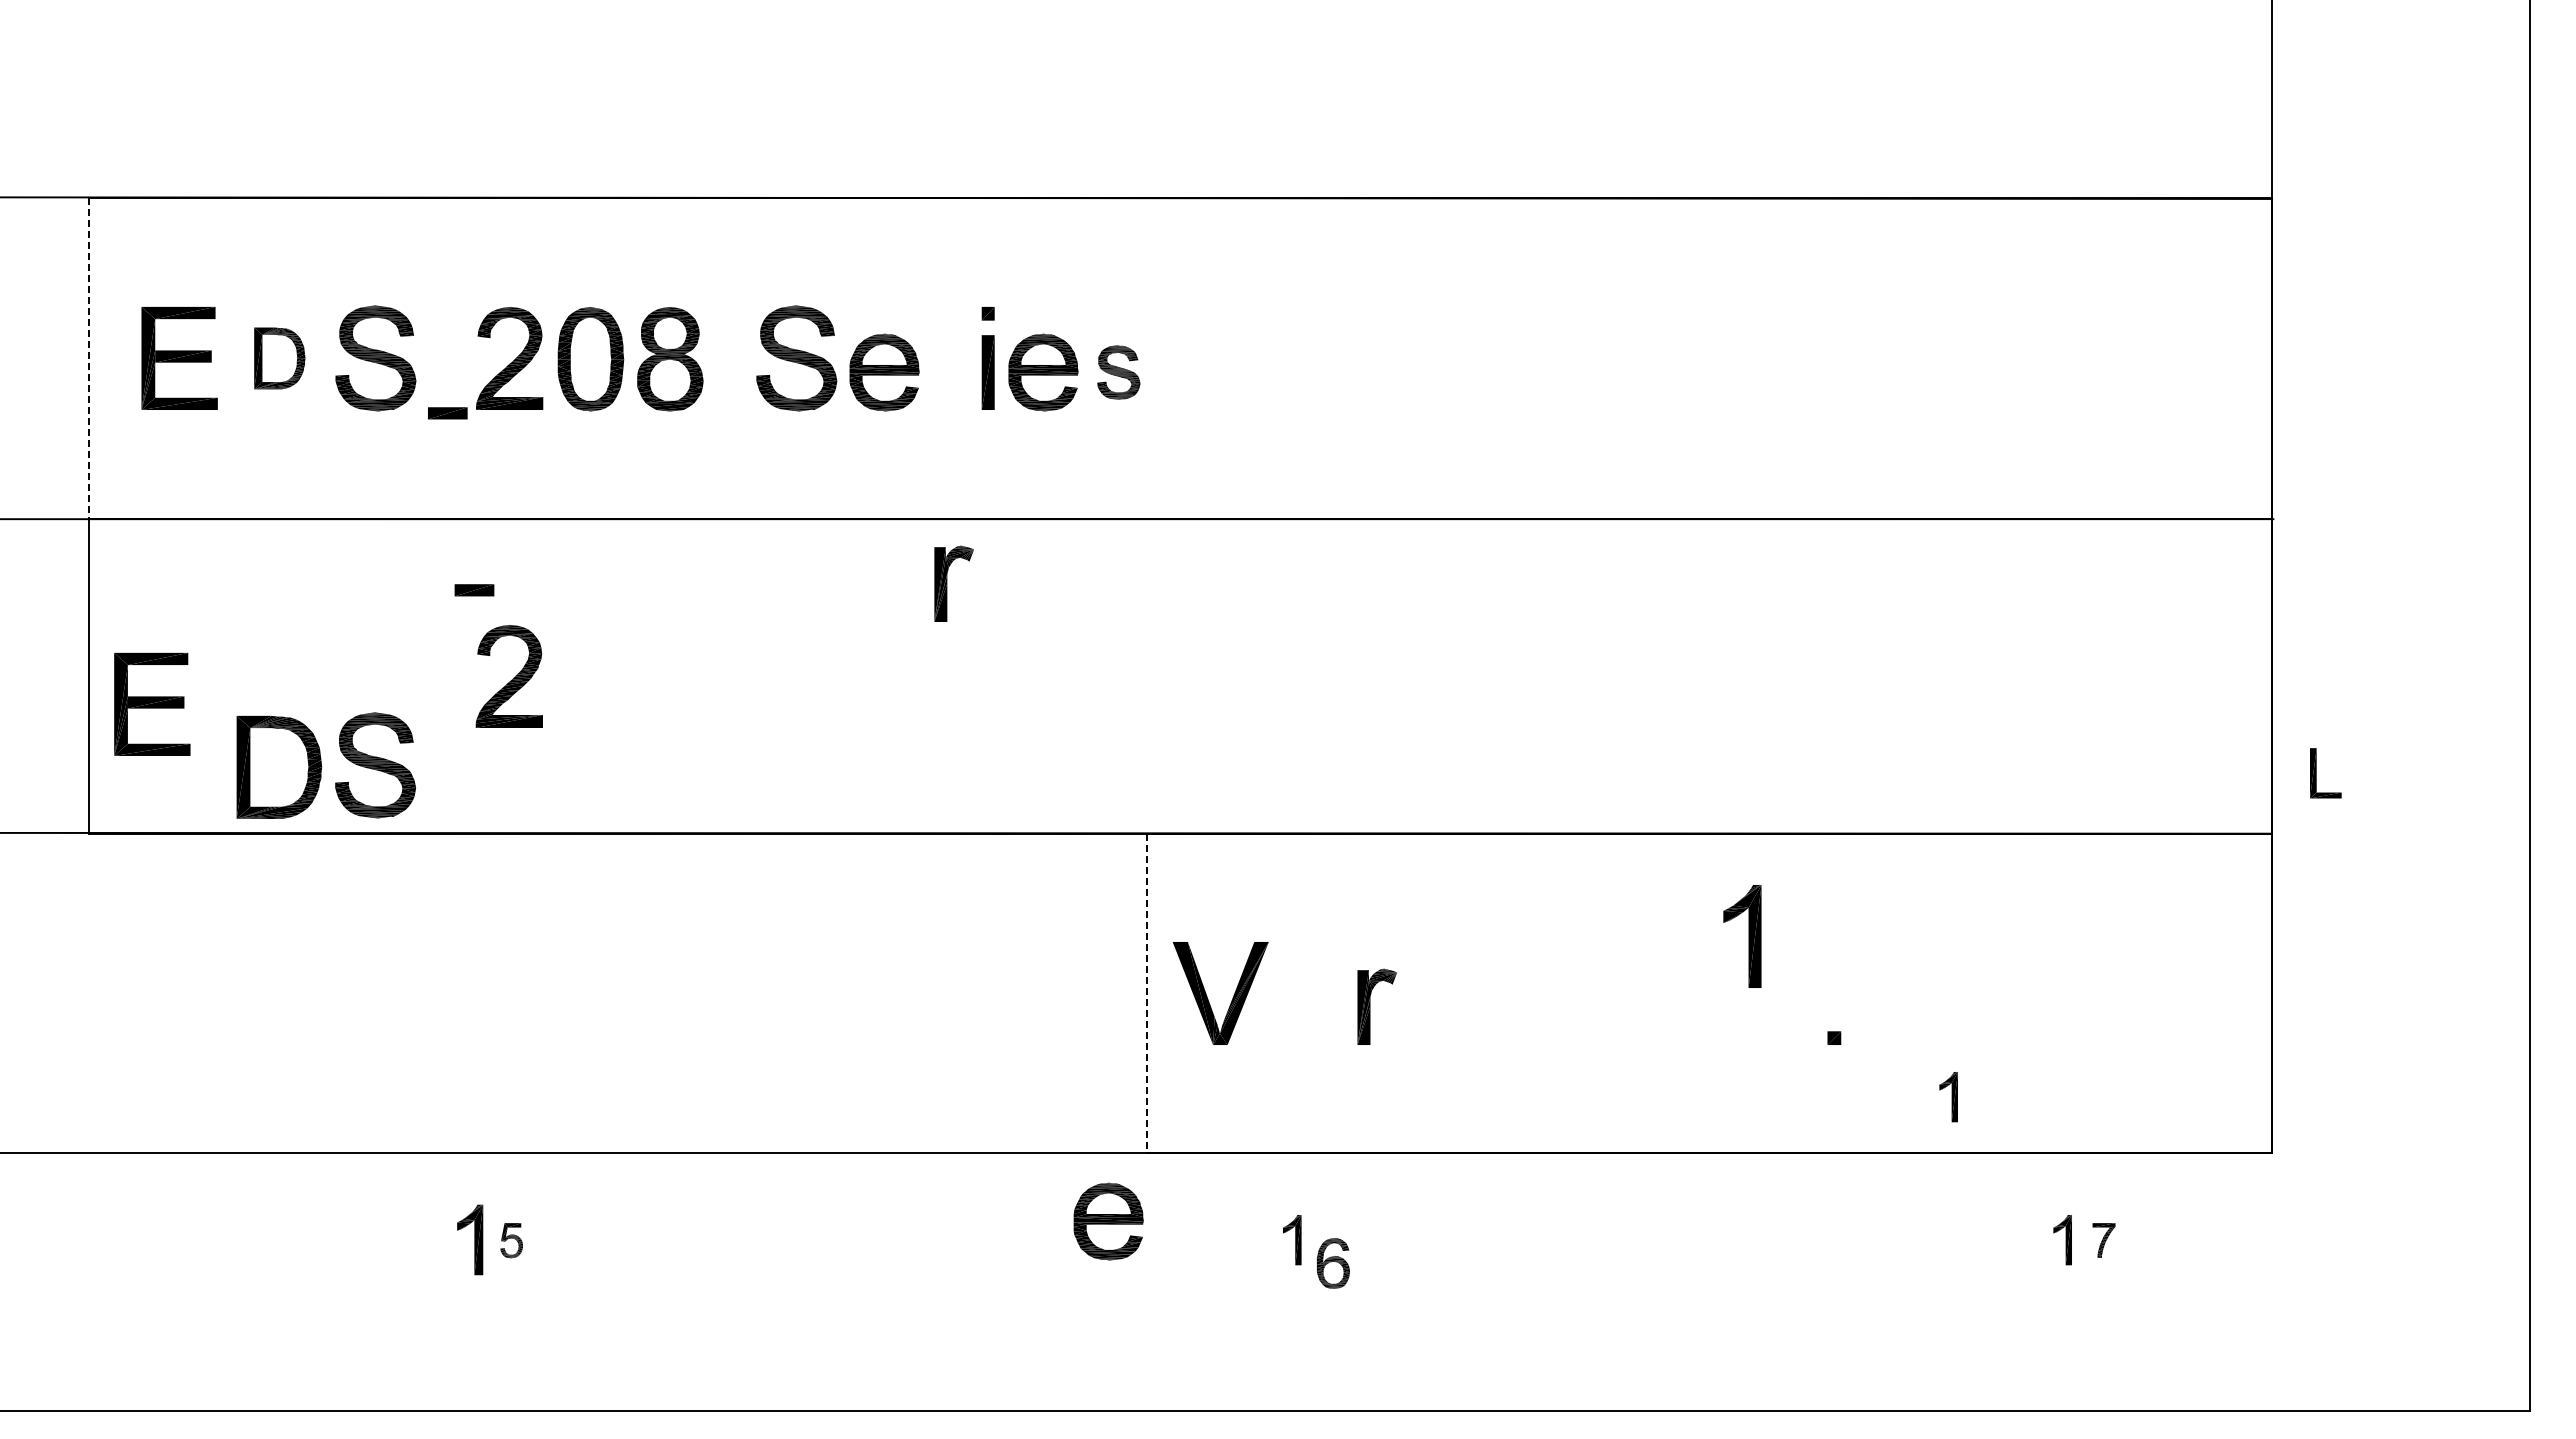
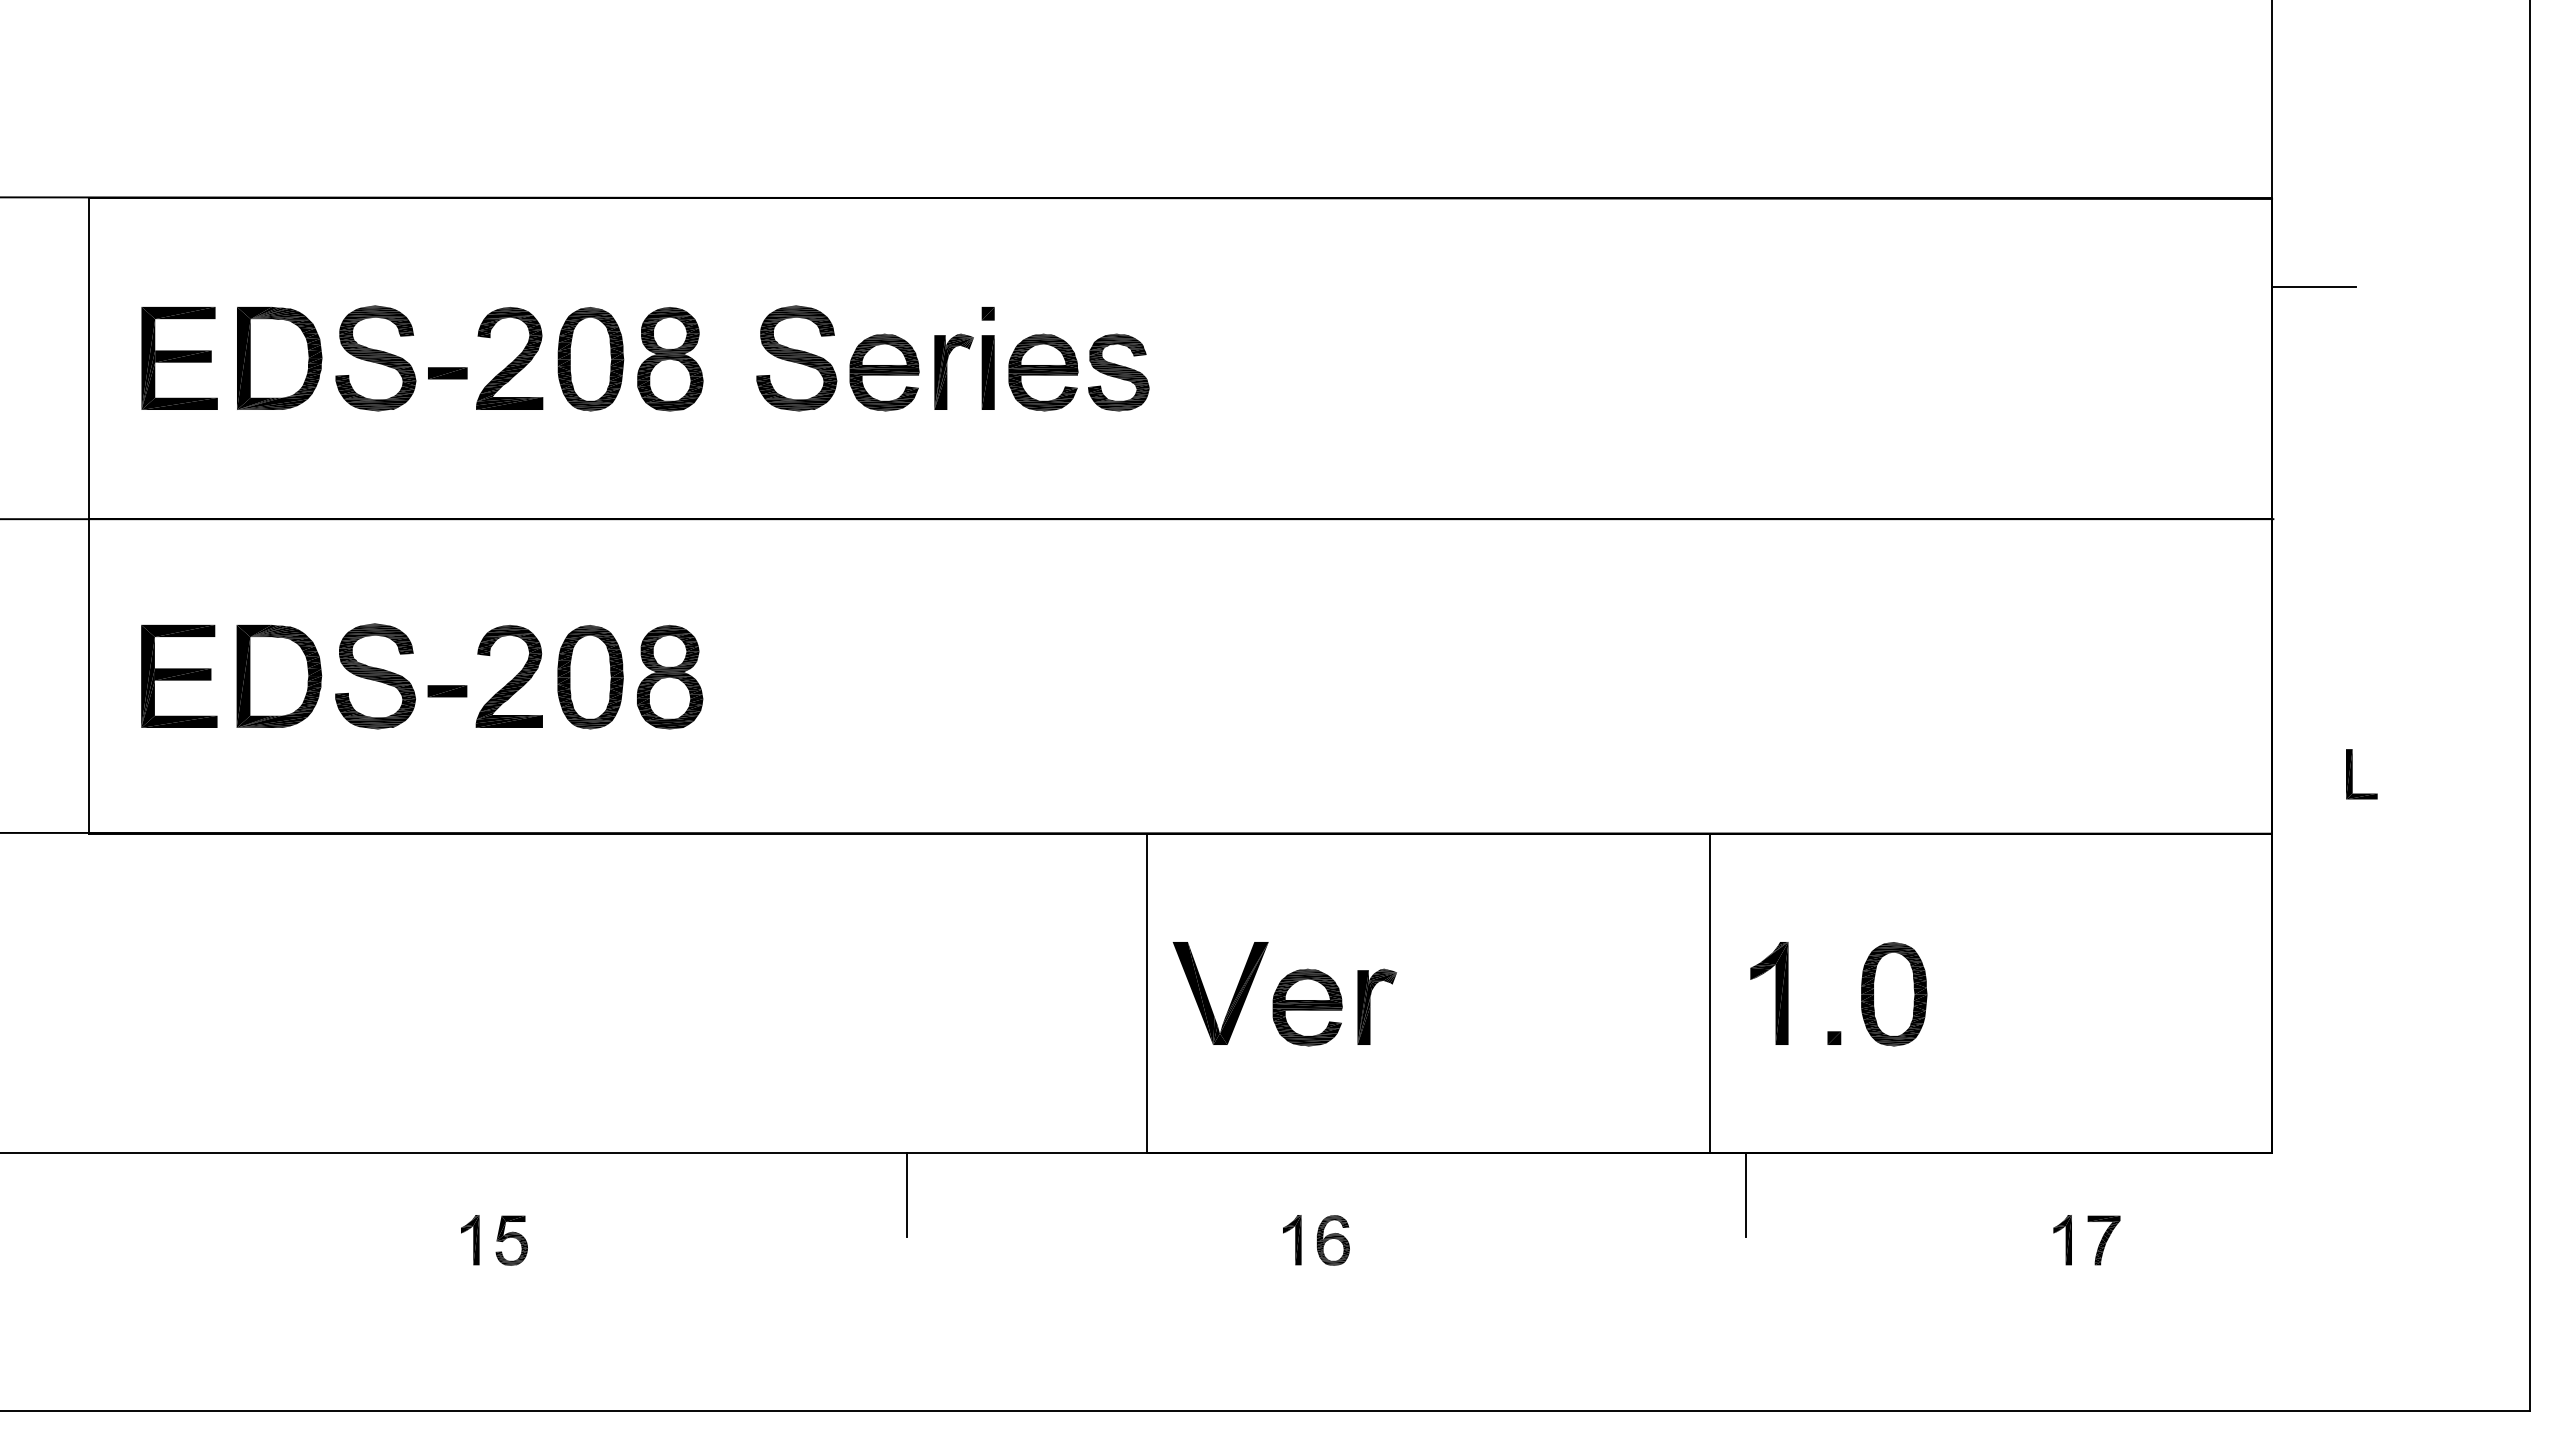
line: none -> present (2313, 286)
line: dashed -> solid (89, 358)
part size: 52x63 px -> 86x103 px (279, 358)
part size: 44x55 px -> 62x79 px (1118, 372)
part position: (447, 413) -> (447, 373) (447, 373)
part position: (953, 583) -> (953, 371) (953, 371)
part position: (474, 590) -> (447, 691) (447, 691)
part: none -> present (590, 677)
part: none -> present (670, 677)
part position: (152, 703) -> (179, 675) (179, 675)
part position: (375, 765) -> (375, 676) (375, 676)
part position: (279, 766) -> (279, 675) (279, 675)
part position: (2316, 773) -> (2352, 774) (2352, 774)
part position: (1742, 936) -> (1769, 993) (1769, 993)
line: dashed -> solid (1147, 993)
line: none -> present (1709, 993)
part: none -> present (1894, 994)
part: present -> none (1948, 1097)
line: none -> present (906, 1194)
line: none -> present (1745, 1194)
part position: (1108, 1221) -> (1307, 1007) (1307, 1007)
part size: 27x72 px -> 19x51 px (470, 1240)
part size: 23x36 px -> 33x51 px (511, 1240)
part size: 24x35 px -> 34x51 px (2103, 1240)
part position: (1333, 1263) -> (1333, 1240) (1333, 1240)
